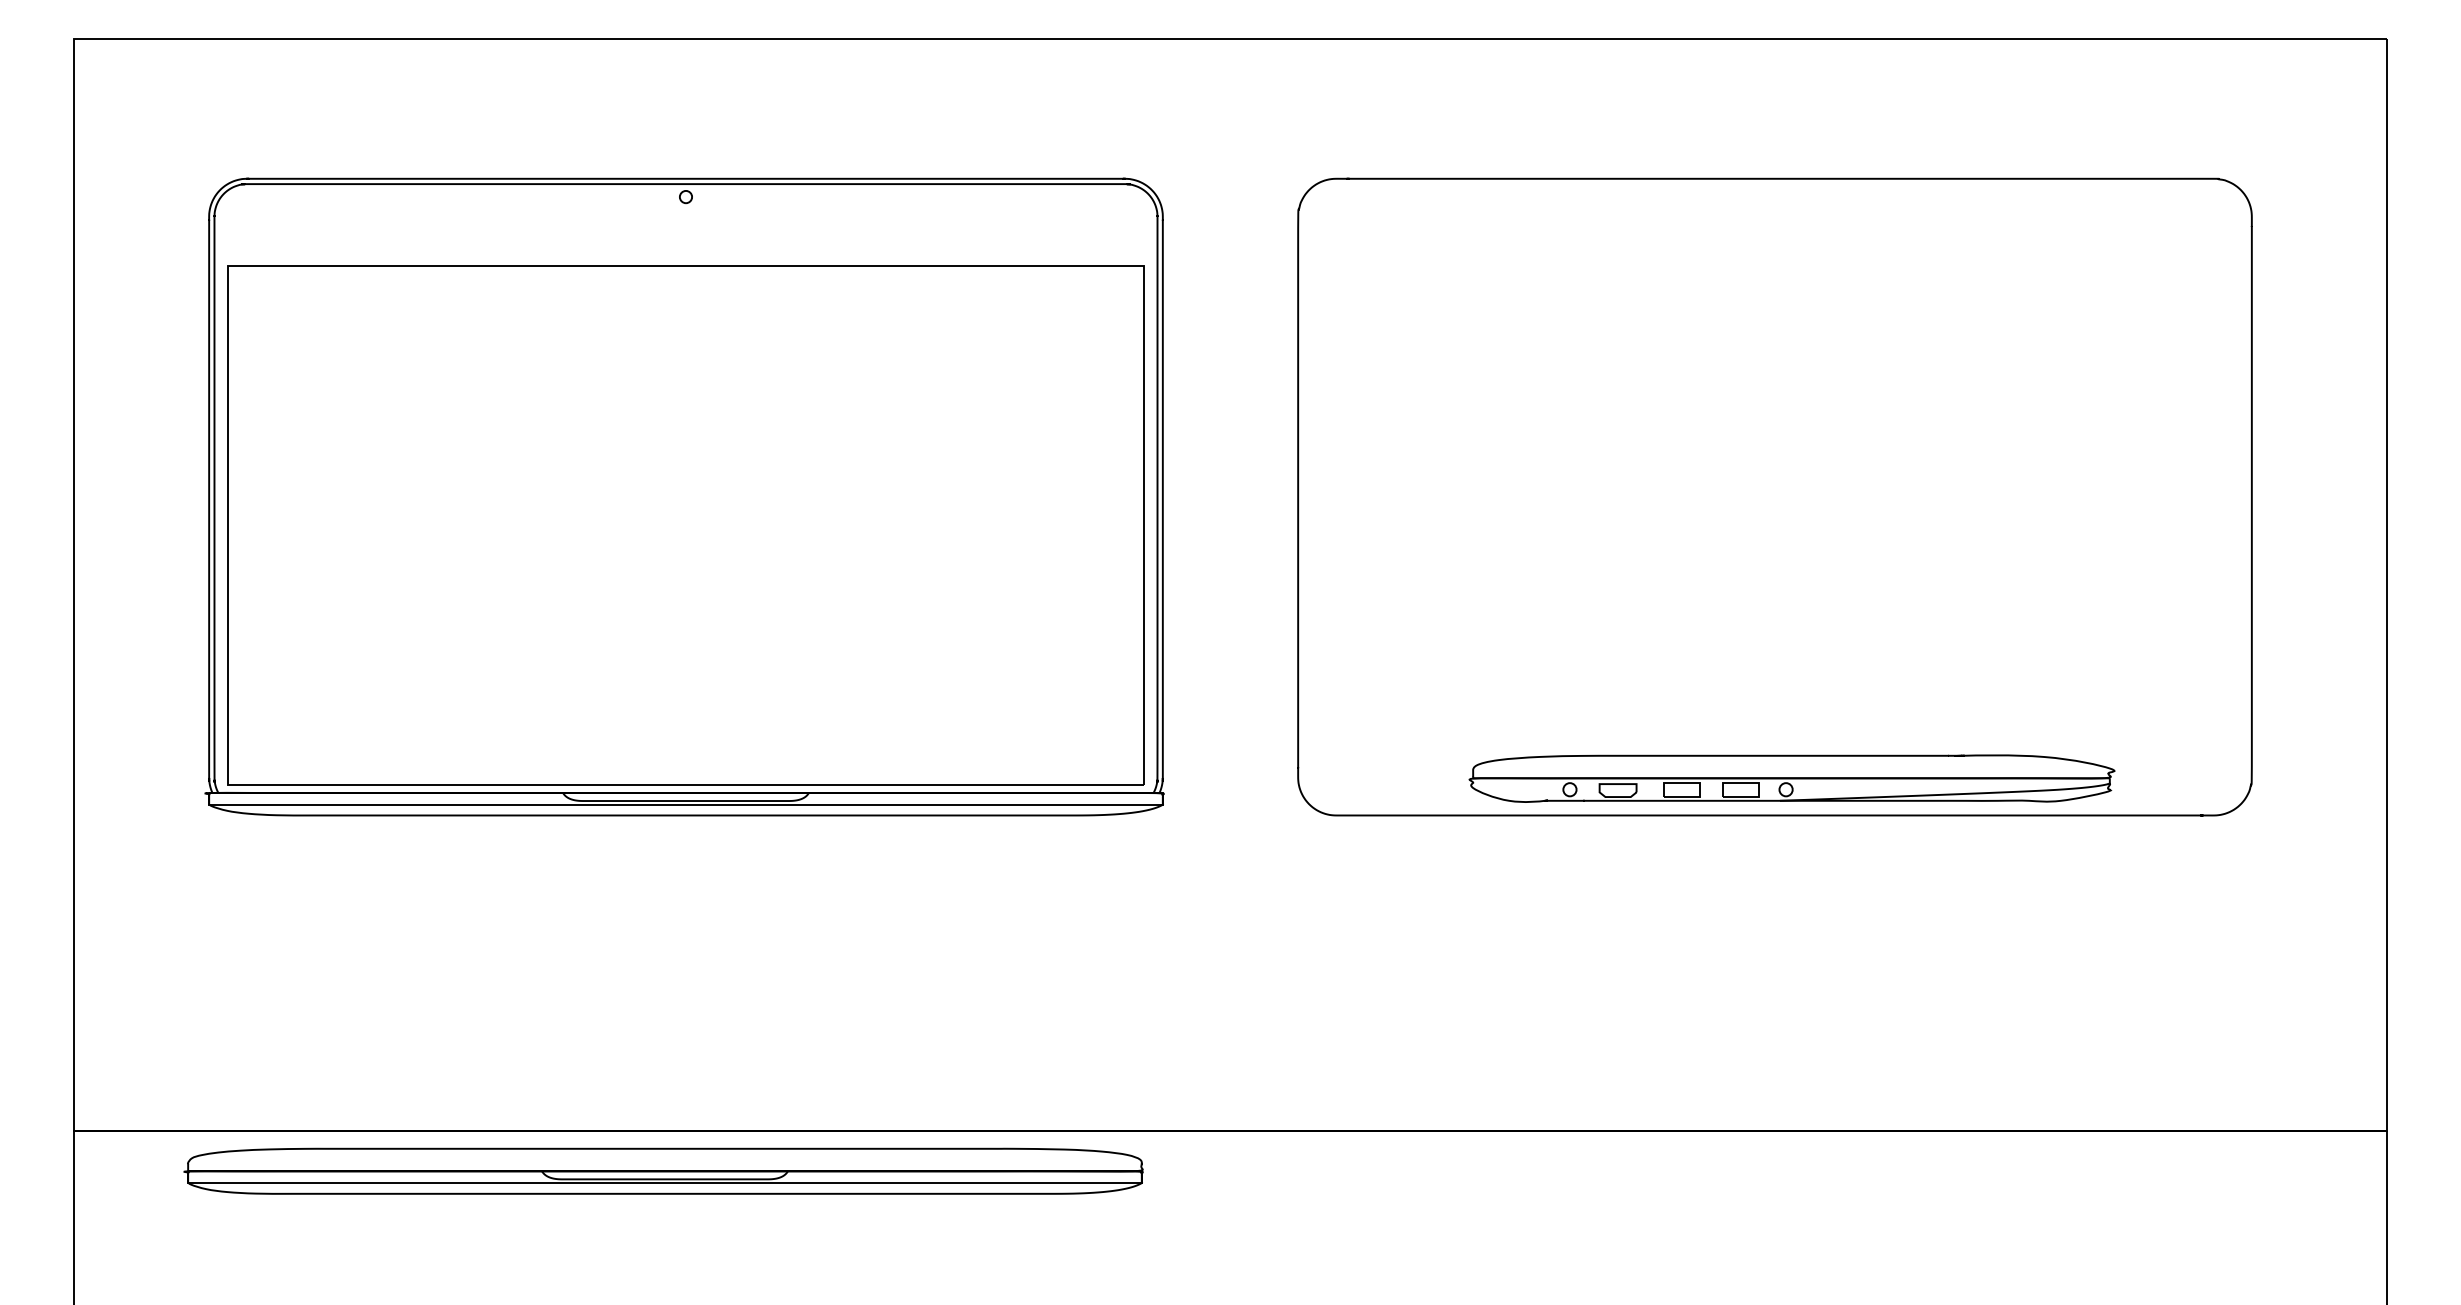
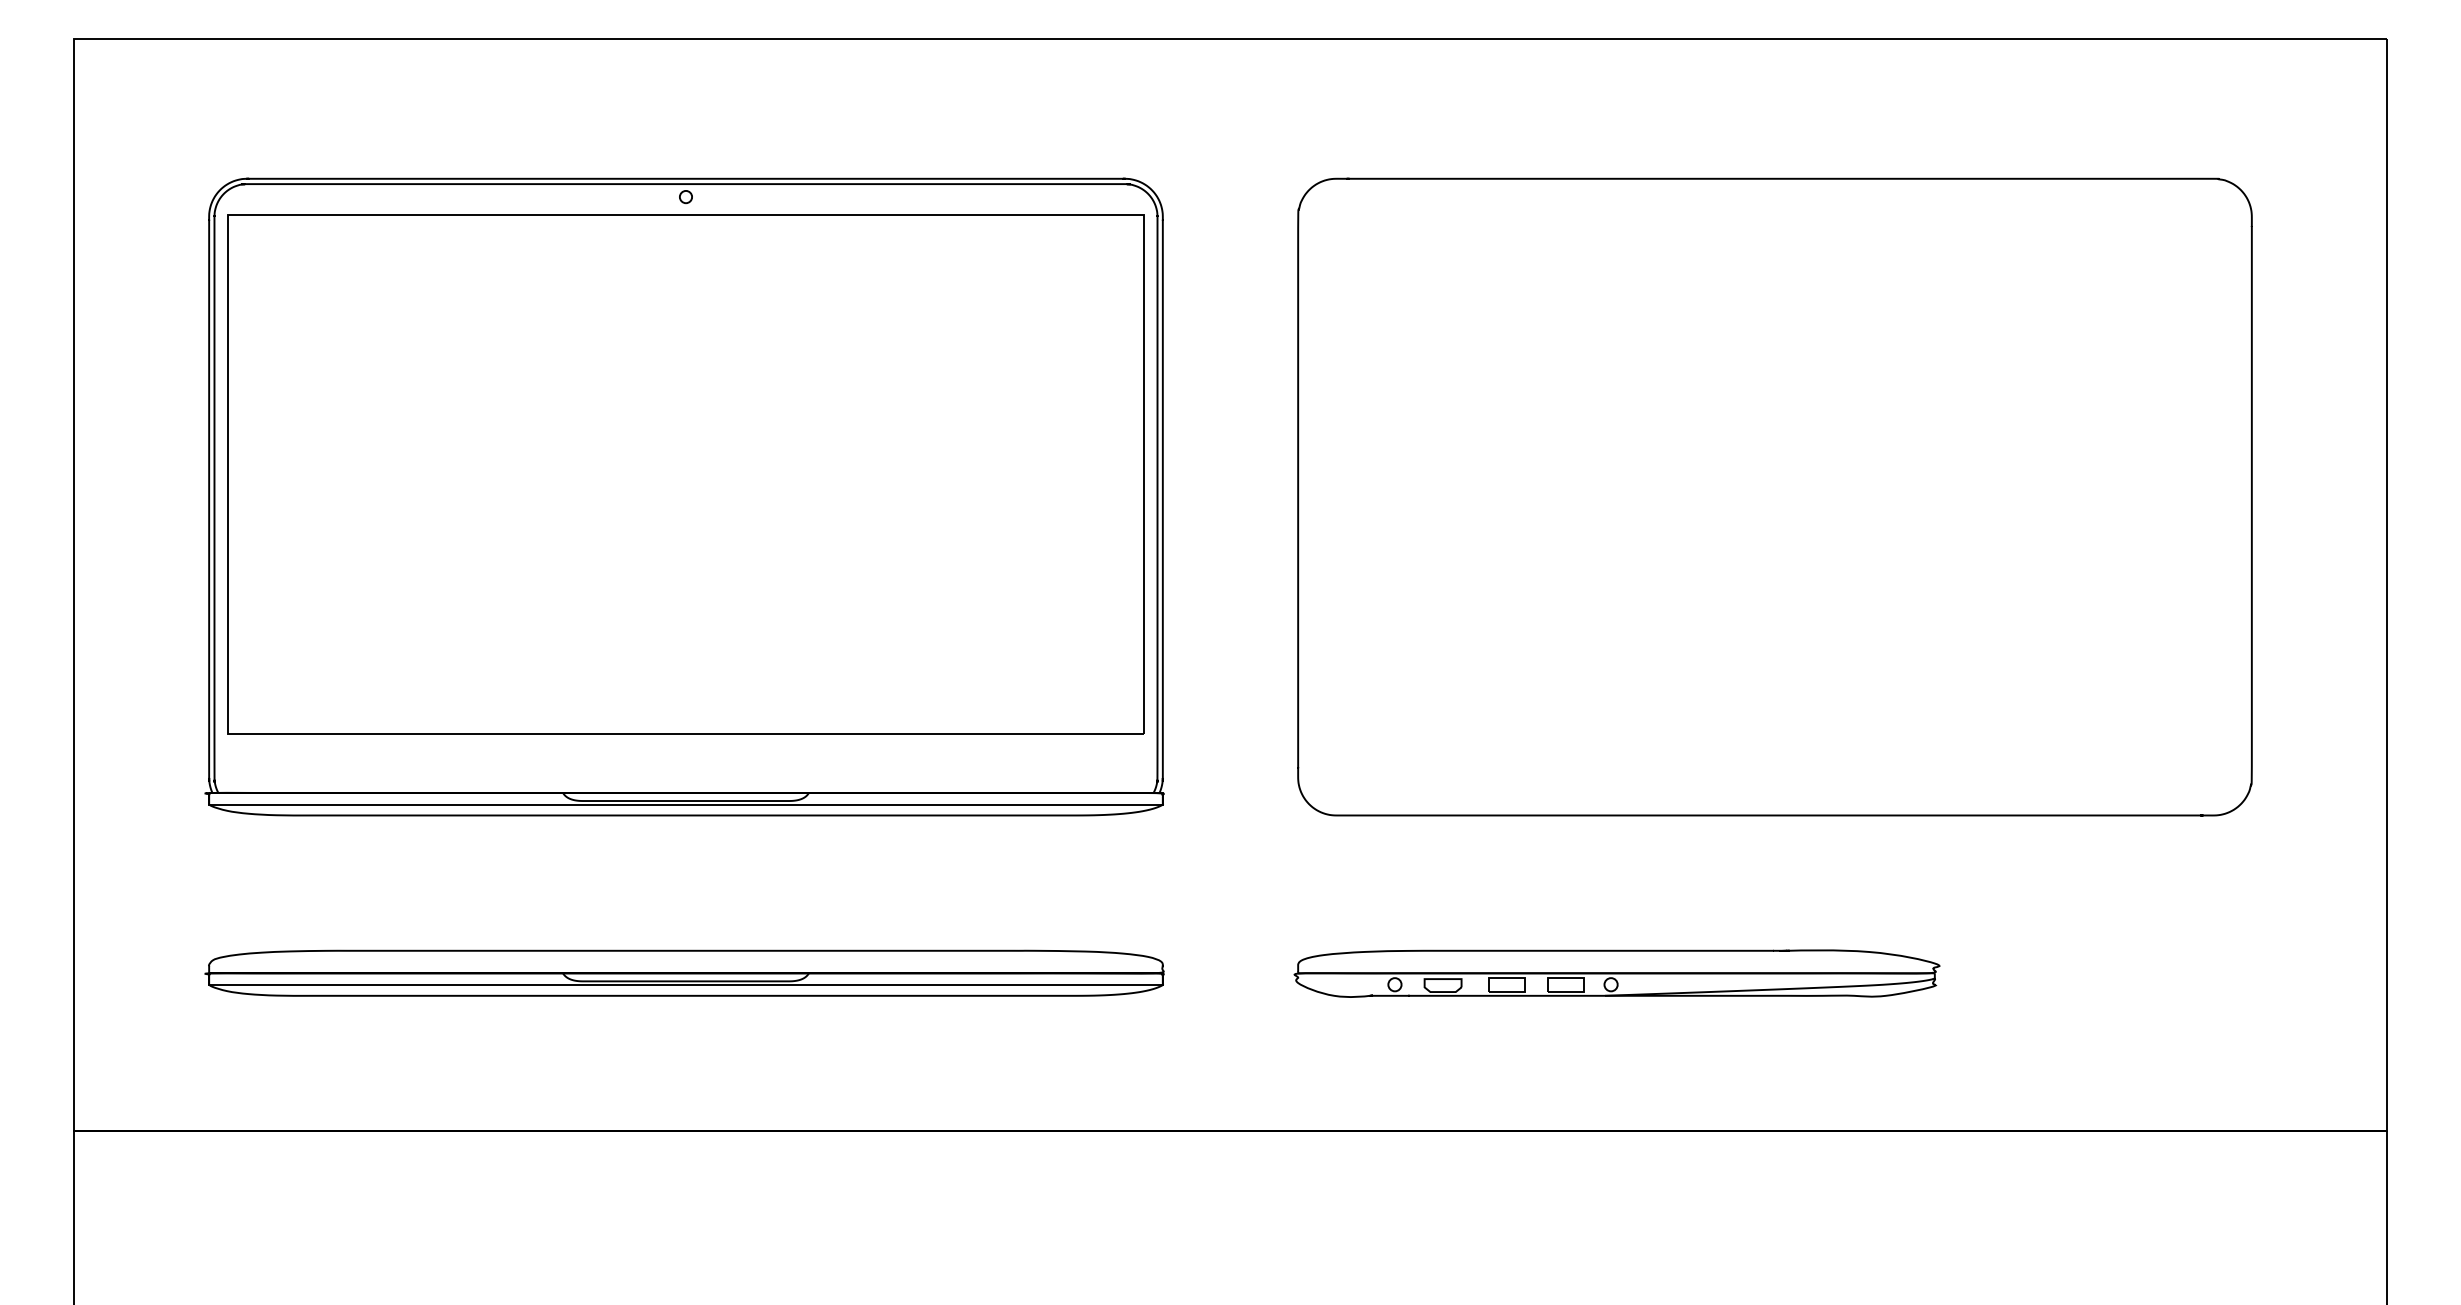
part position: (685, 525) -> (685, 474) (685, 474)
part position: (1791, 778) -> (1616, 973) (1616, 973)
part position: (663, 1170) -> (684, 972) (684, 972)
